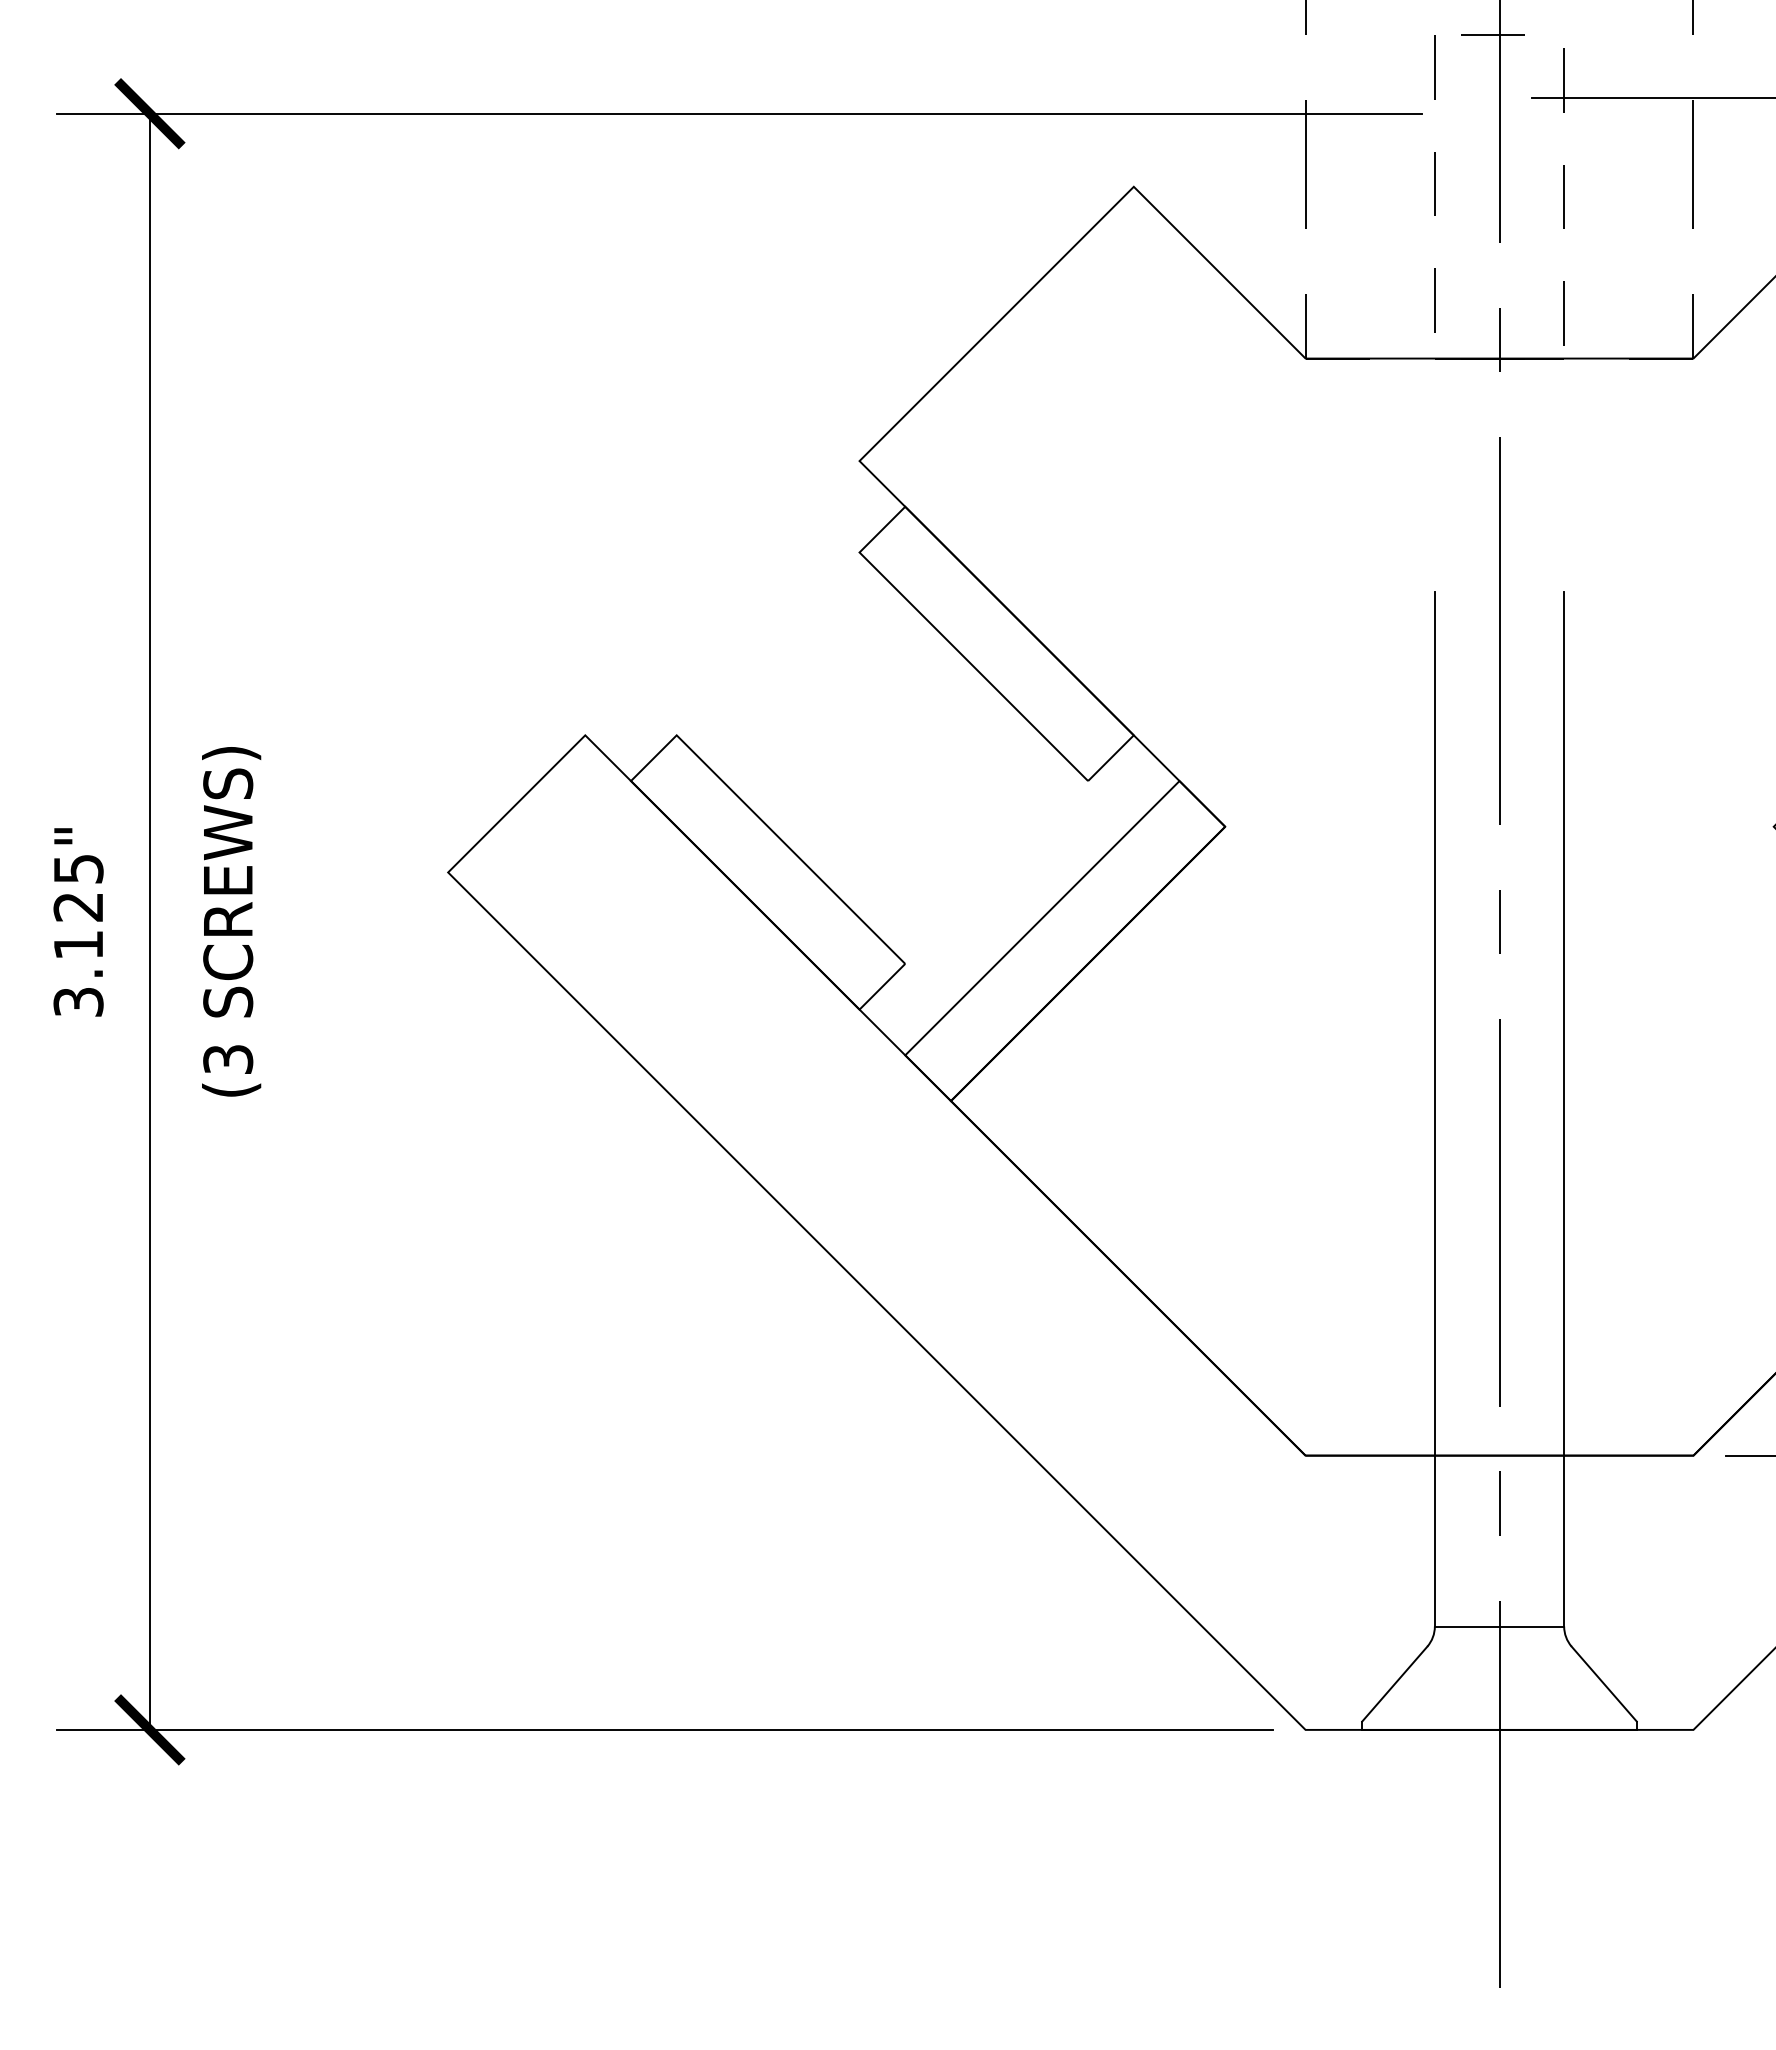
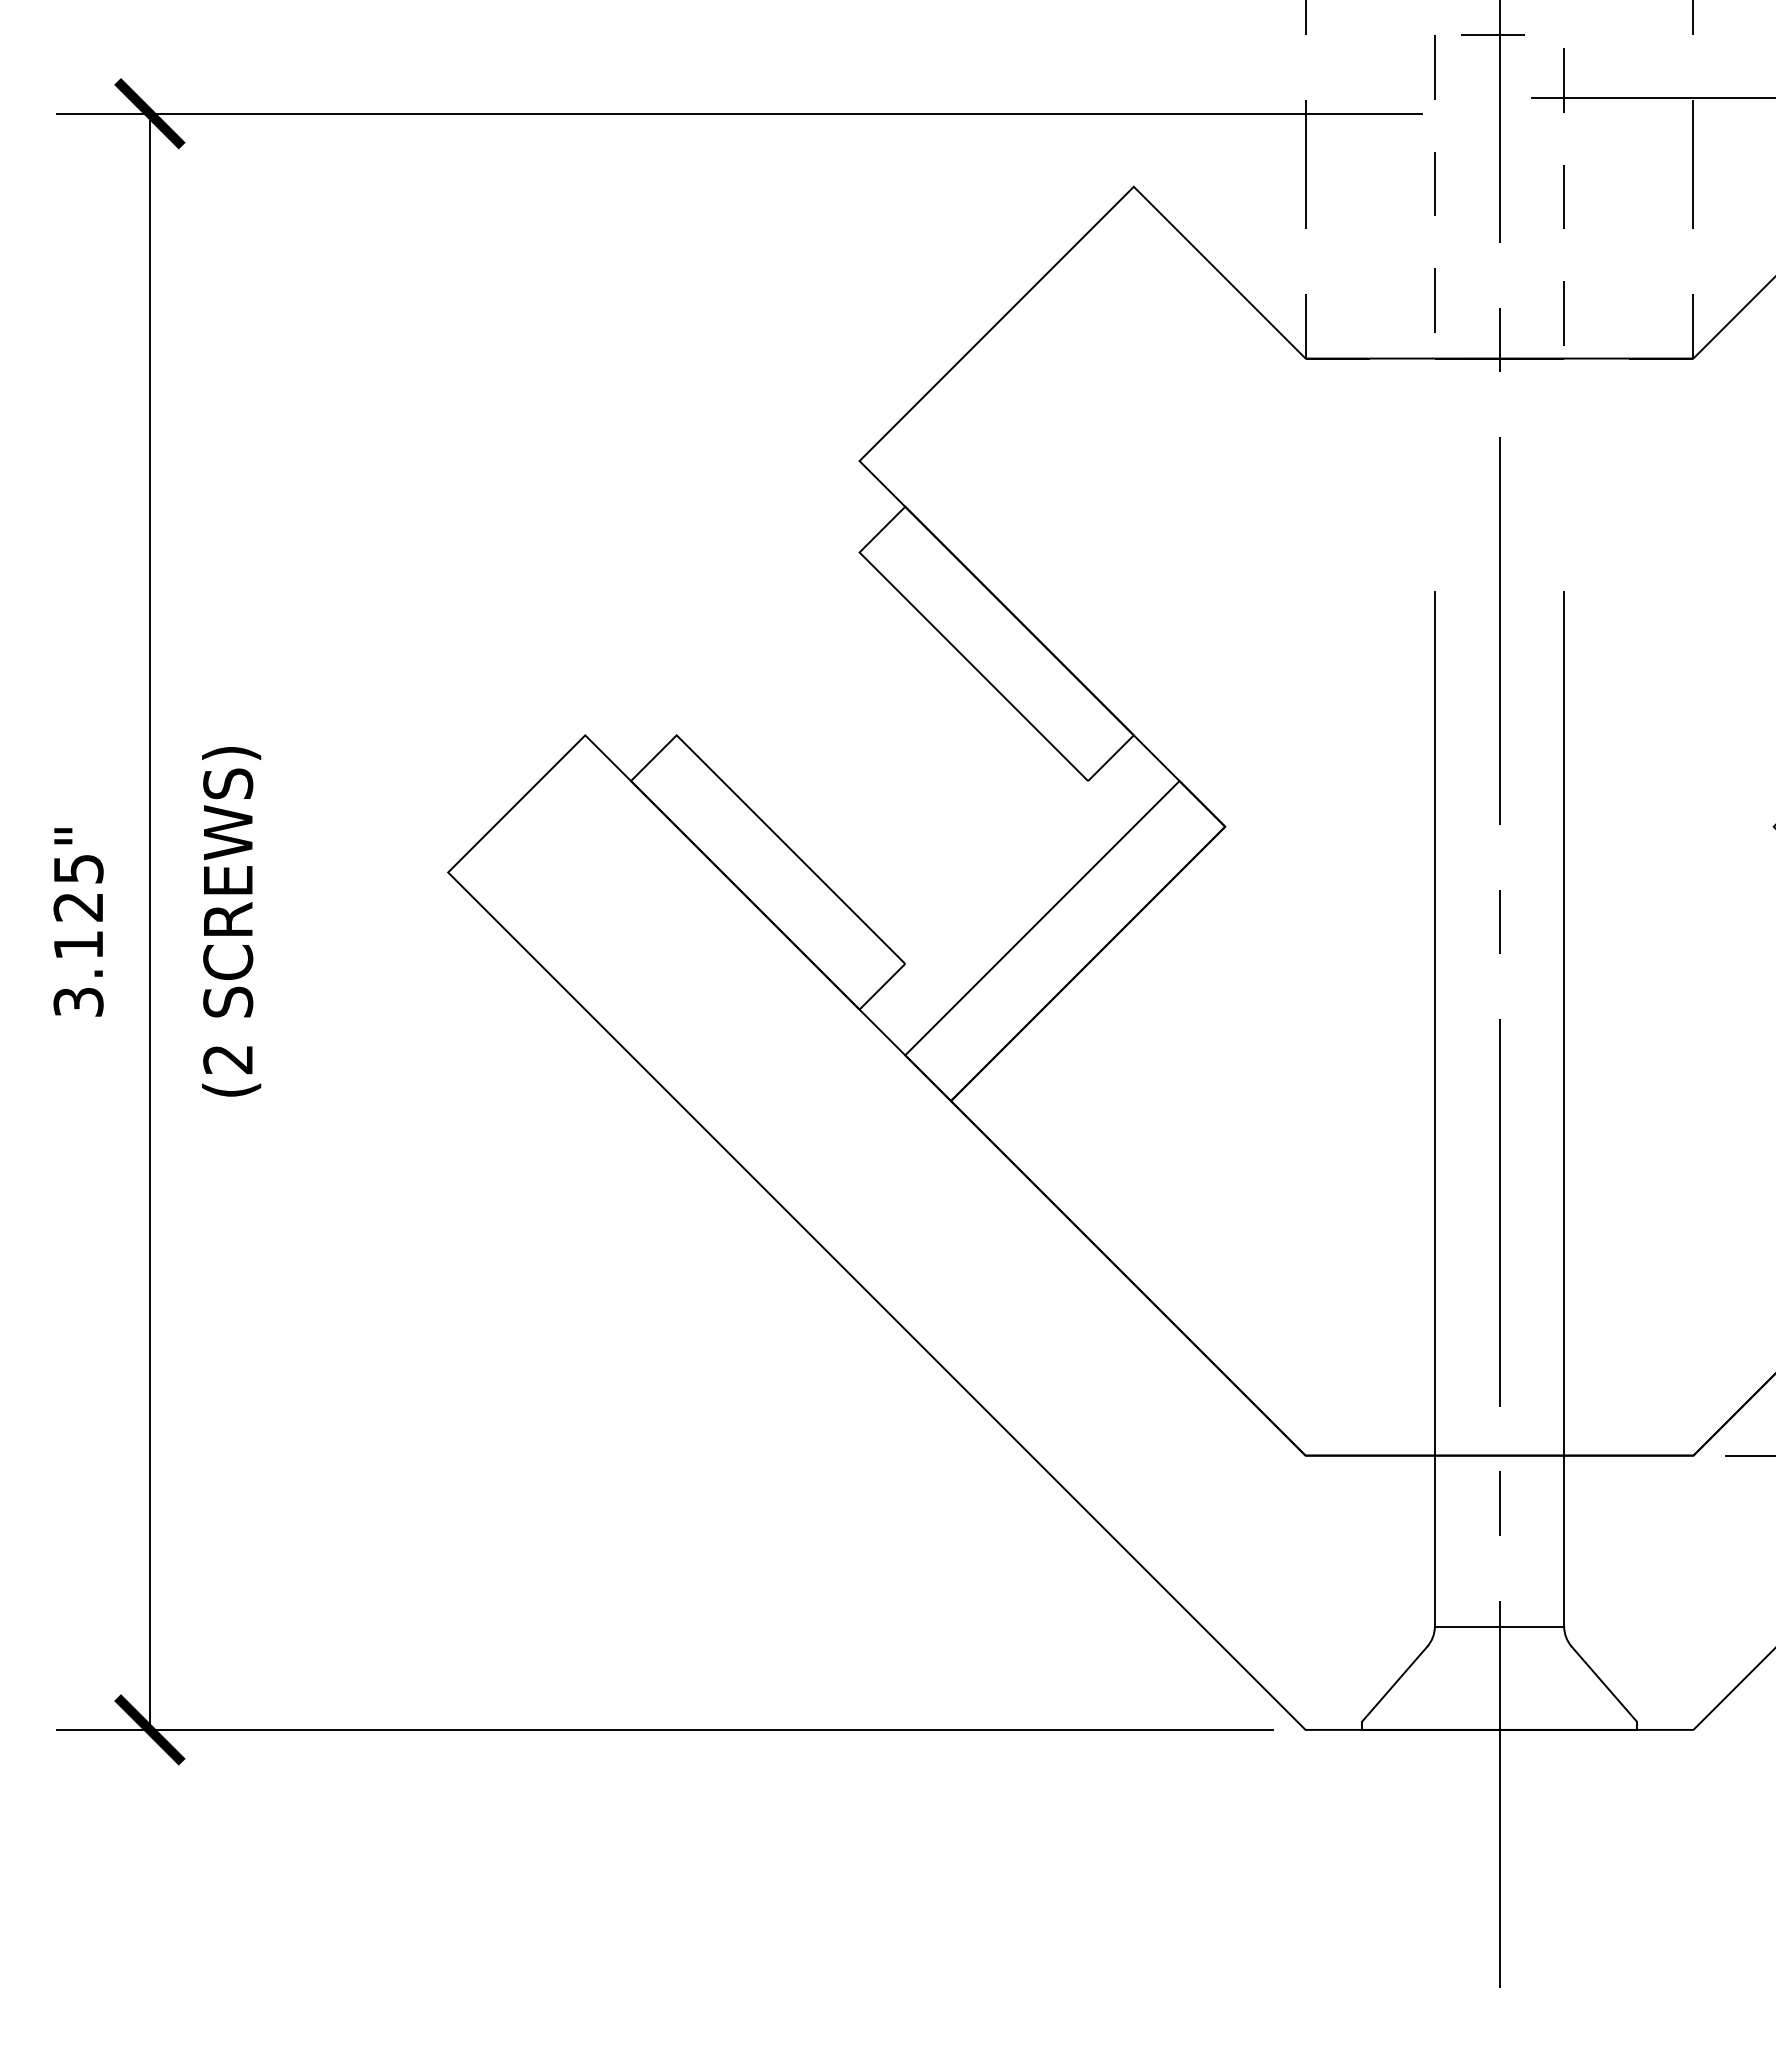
text: (3 -> (2 (228, 1059)
